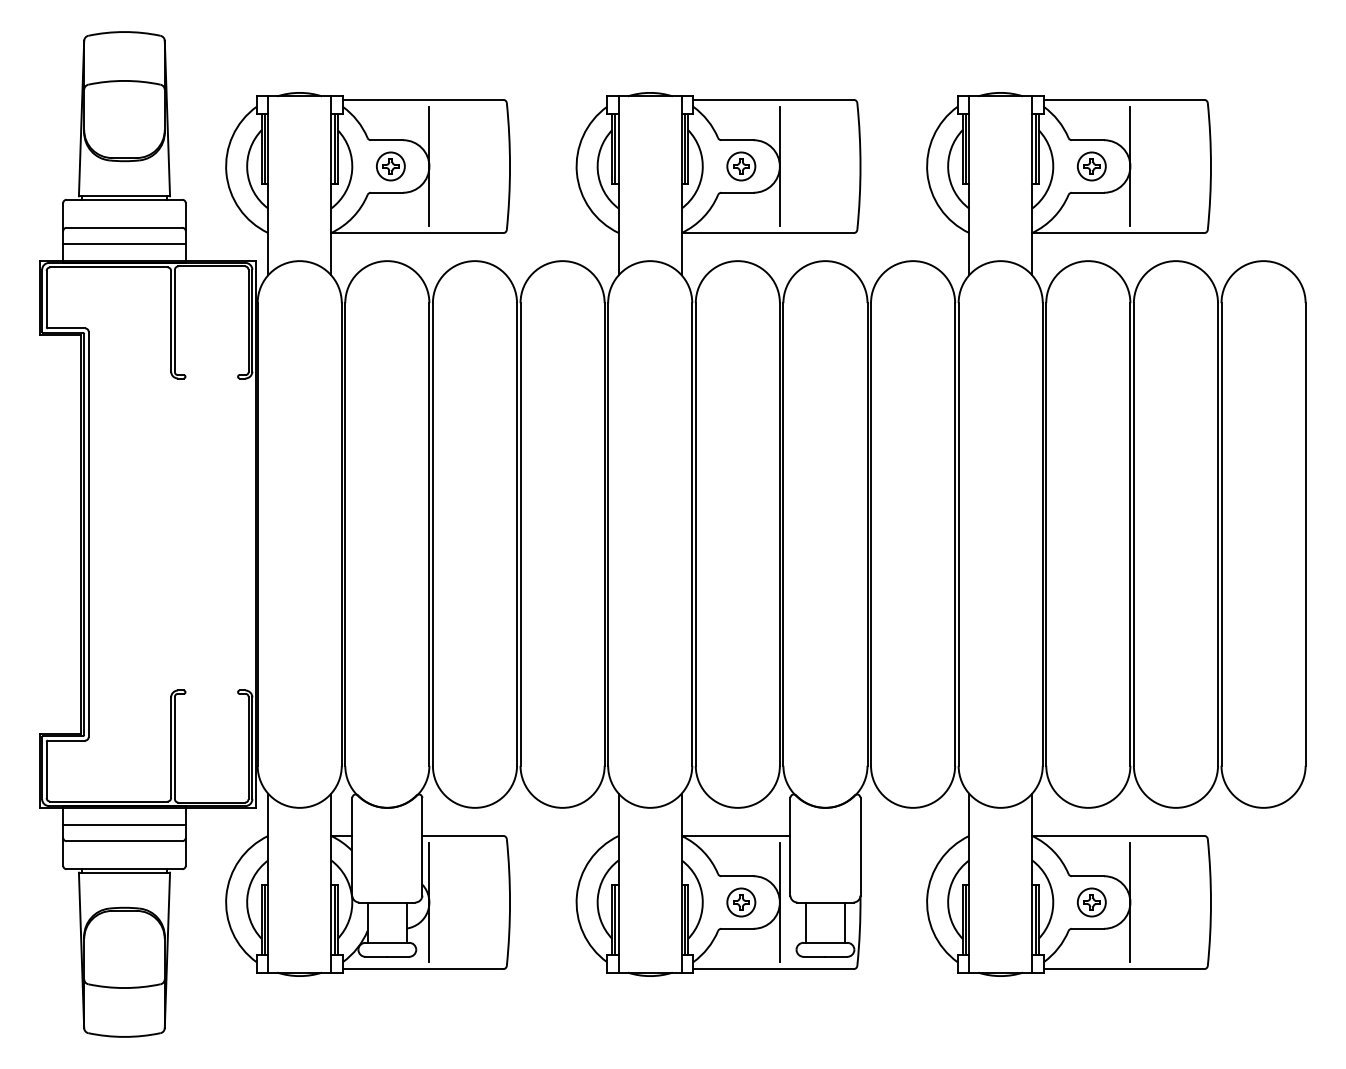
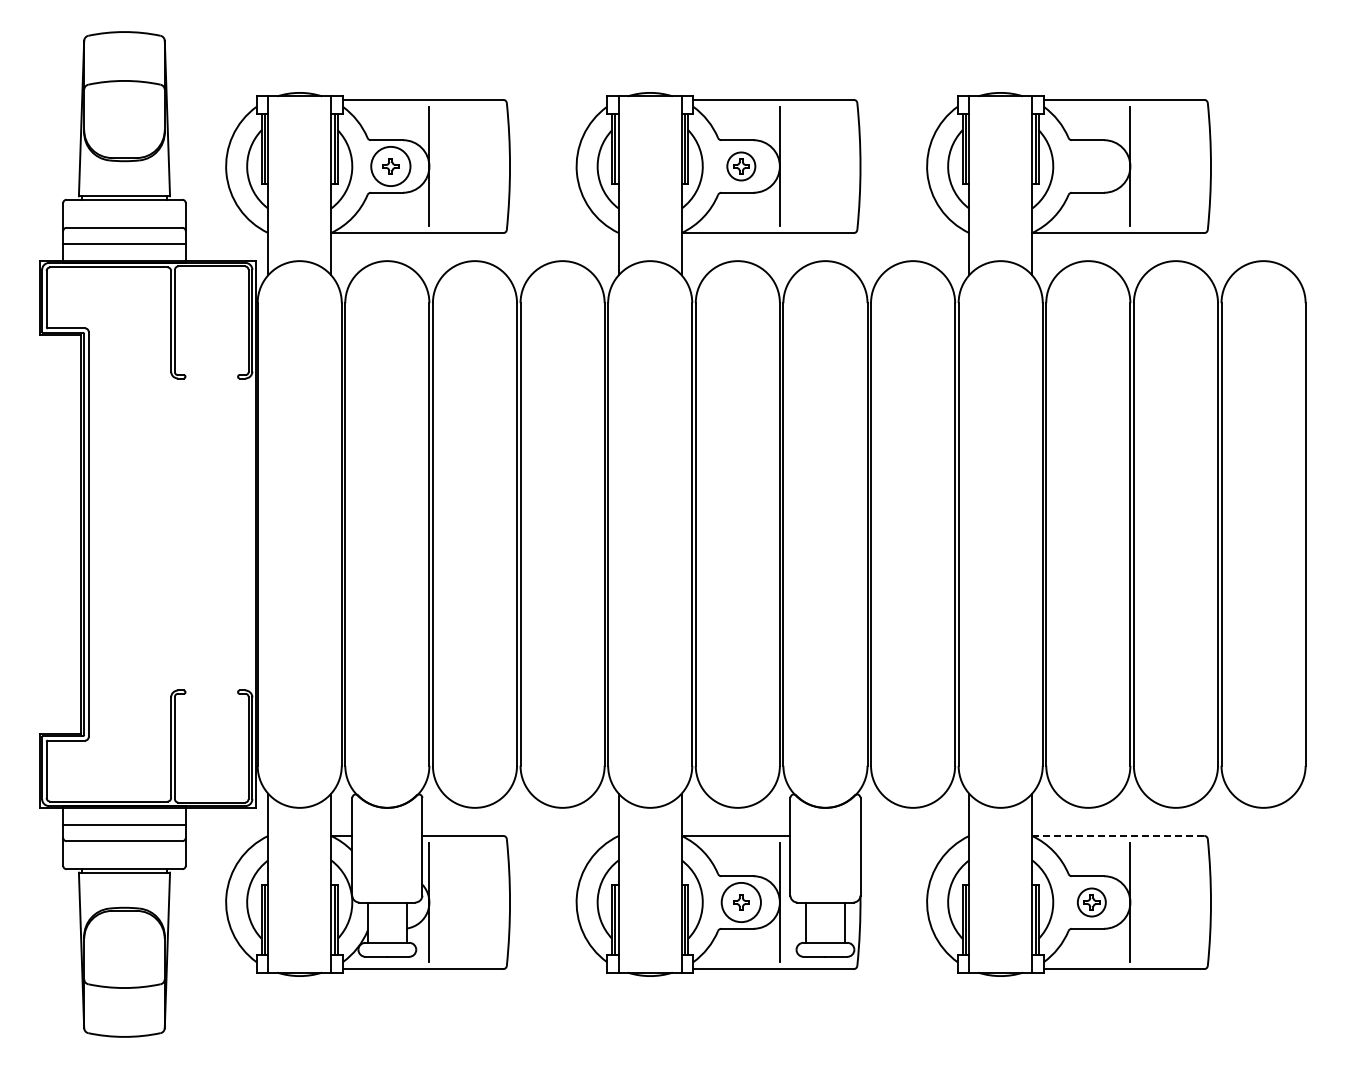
circle diameter: 28 px -> 39 px (390, 166)
part: present -> none (1091, 166)
line: solid -> dashed (1118, 835)
circle diameter: 28 px -> 39 px (740, 902)
